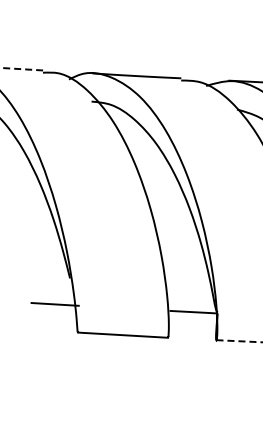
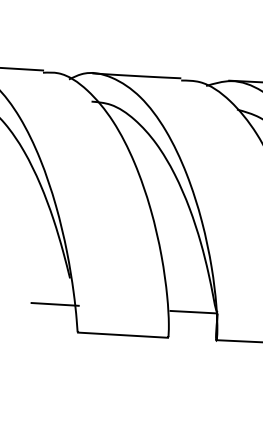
line: dashed -> solid (21, 69)
line: dashed -> solid (239, 341)
